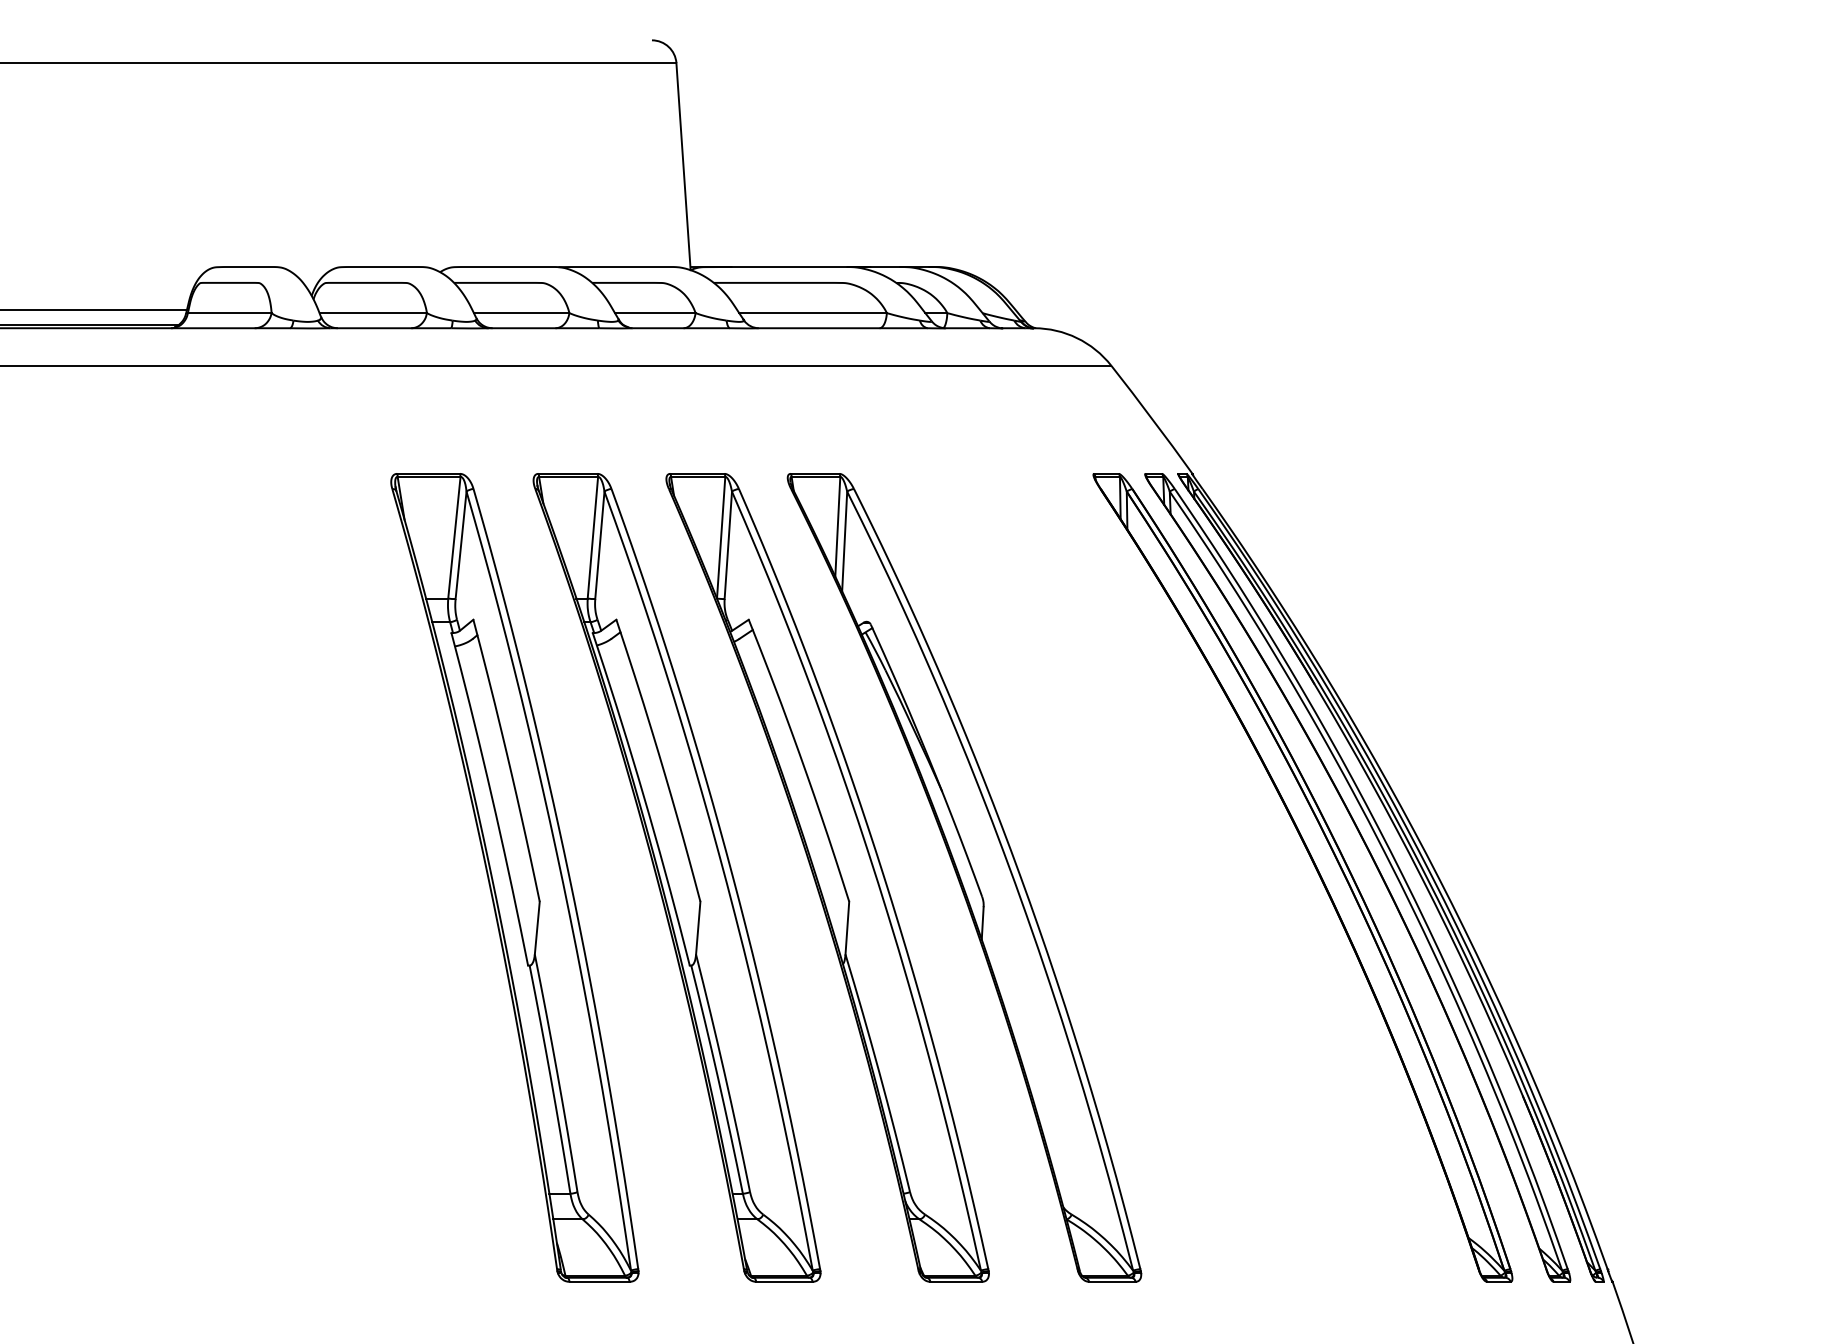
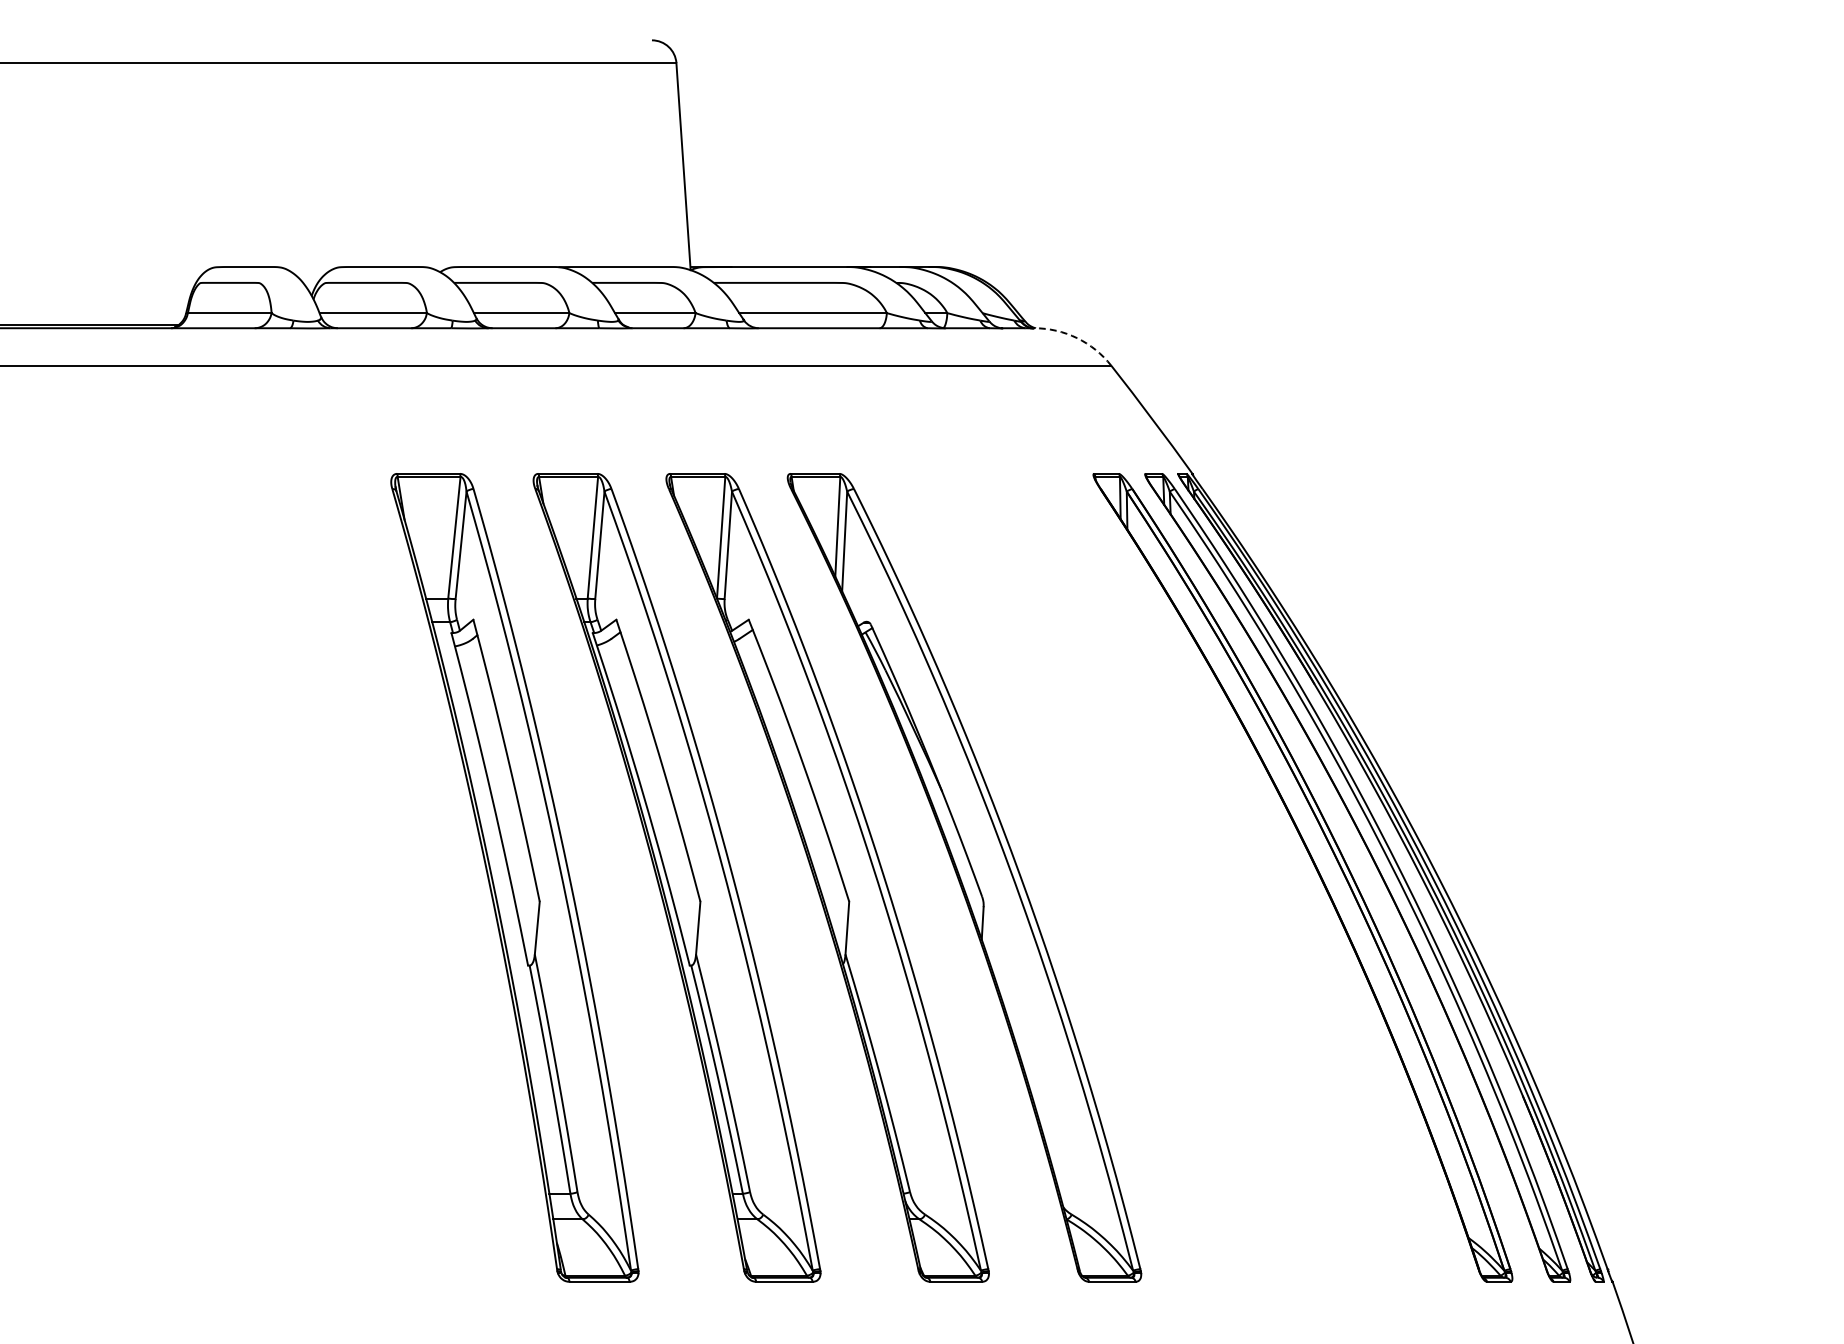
line: present -> none (94, 309)
arc: solid -> dashed (1077, 338)
